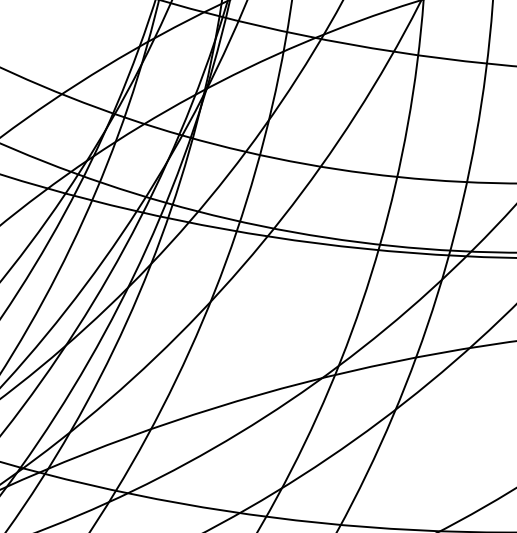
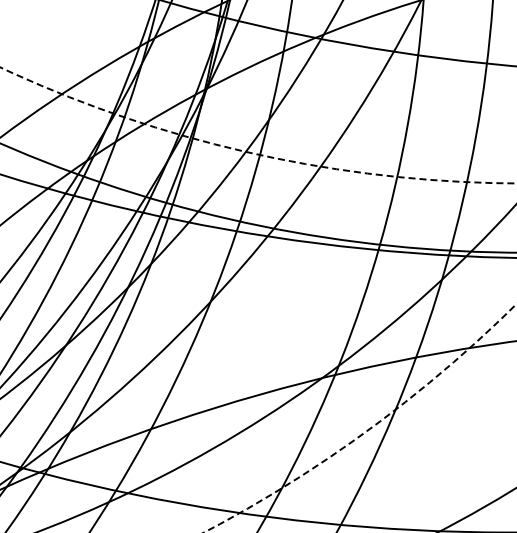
circle: solid -> dashed (258, 125)
circle: solid -> dashed (359, 417)
